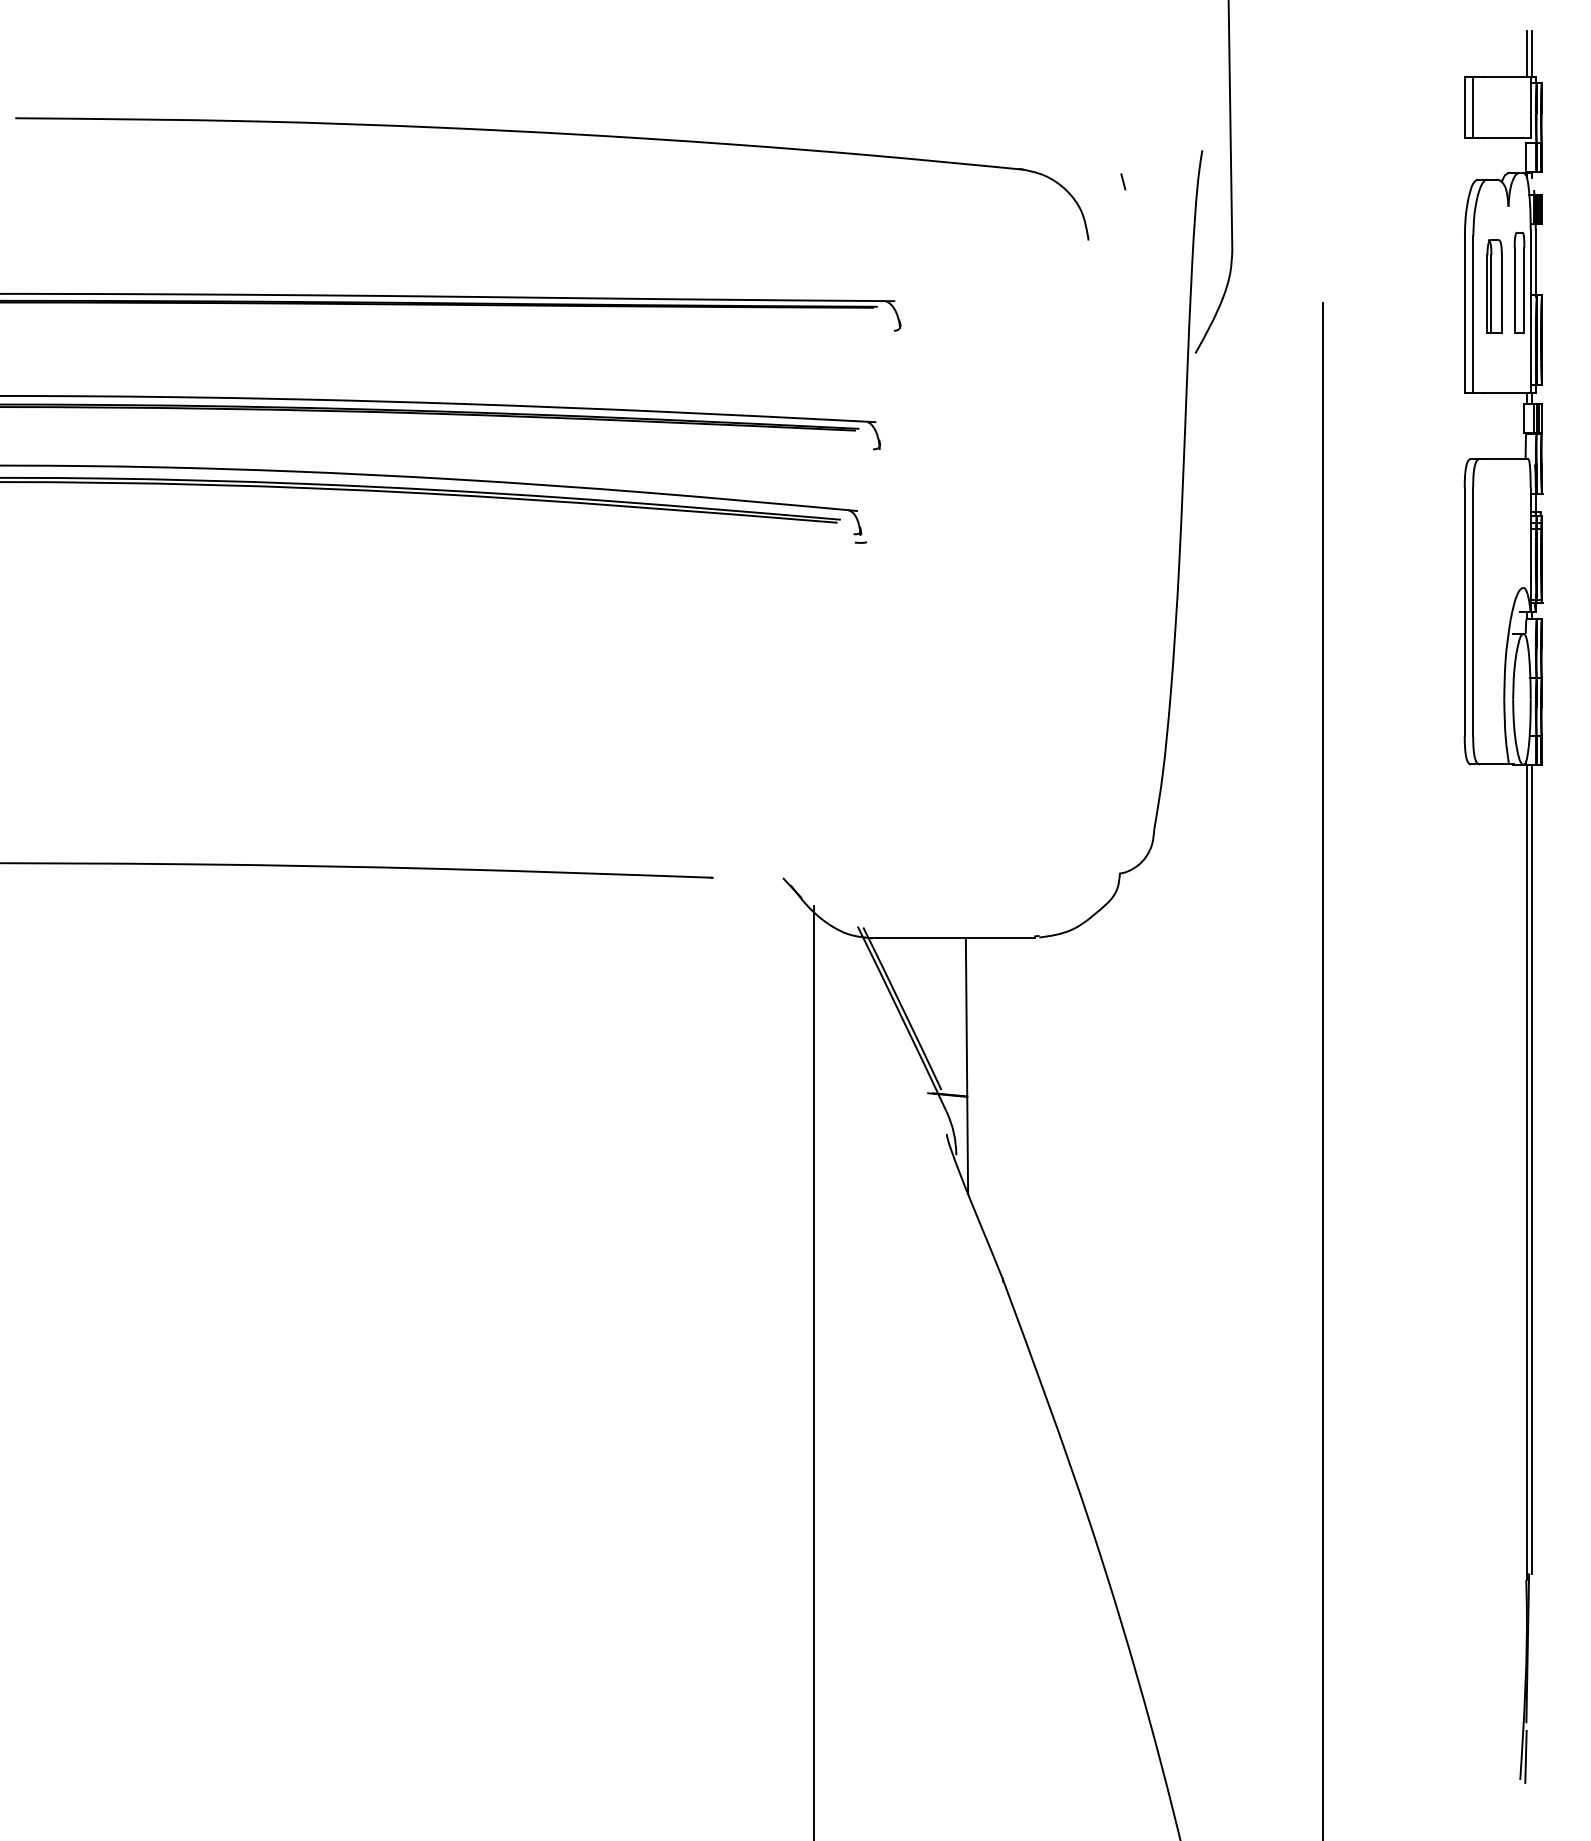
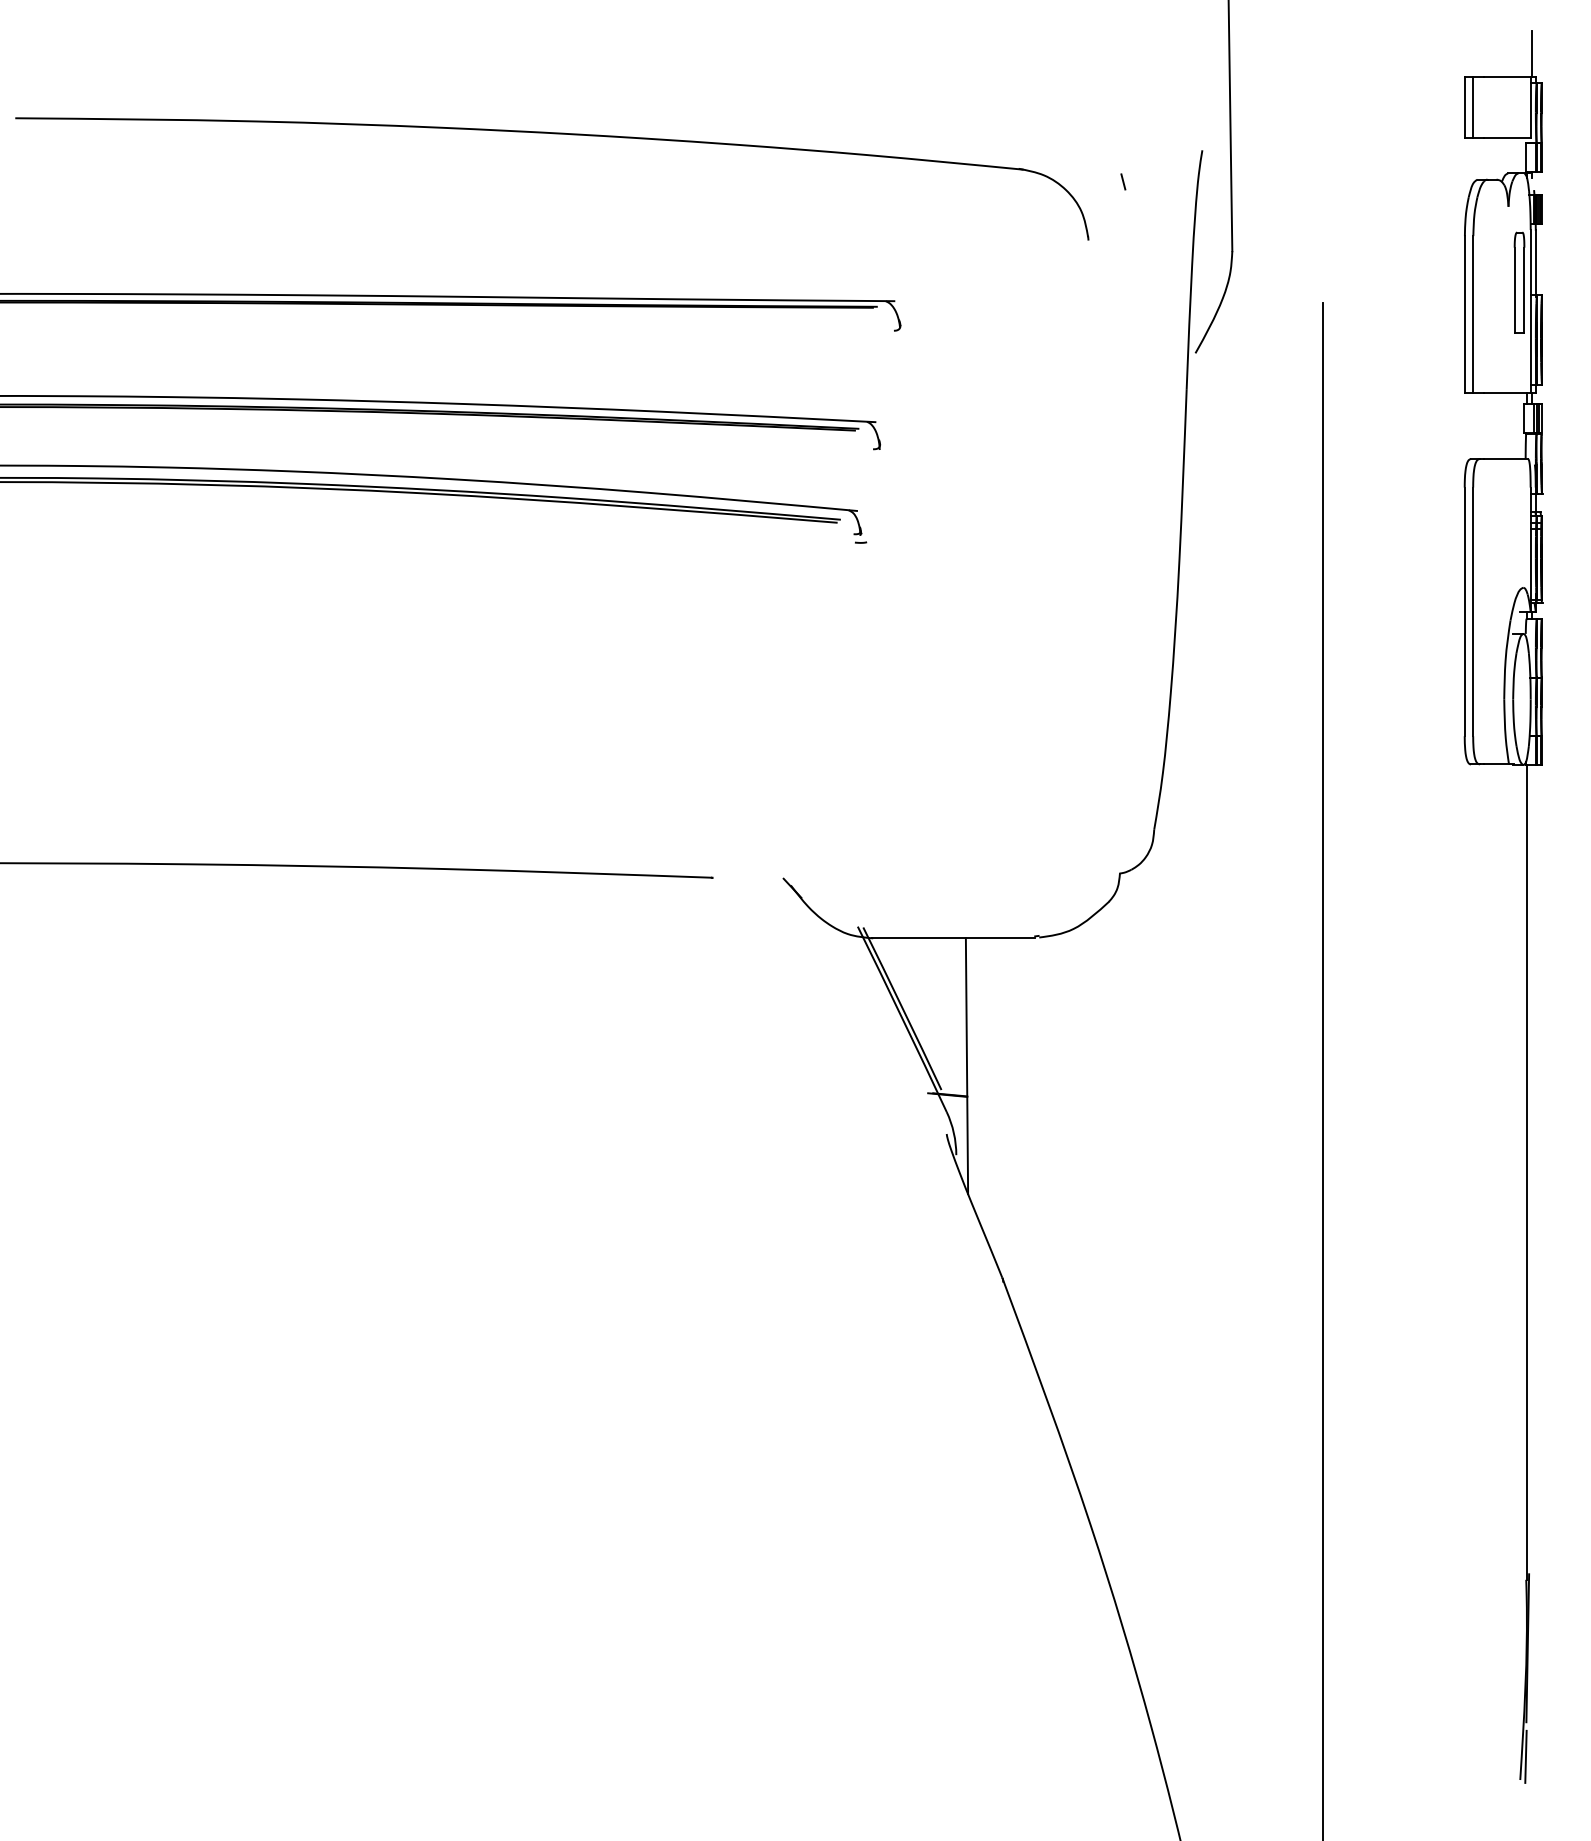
line: present -> none (1526, 54)
part: present -> none (1494, 286)
line: present -> none (1531, 1169)
line: present -> none (813, 1371)
